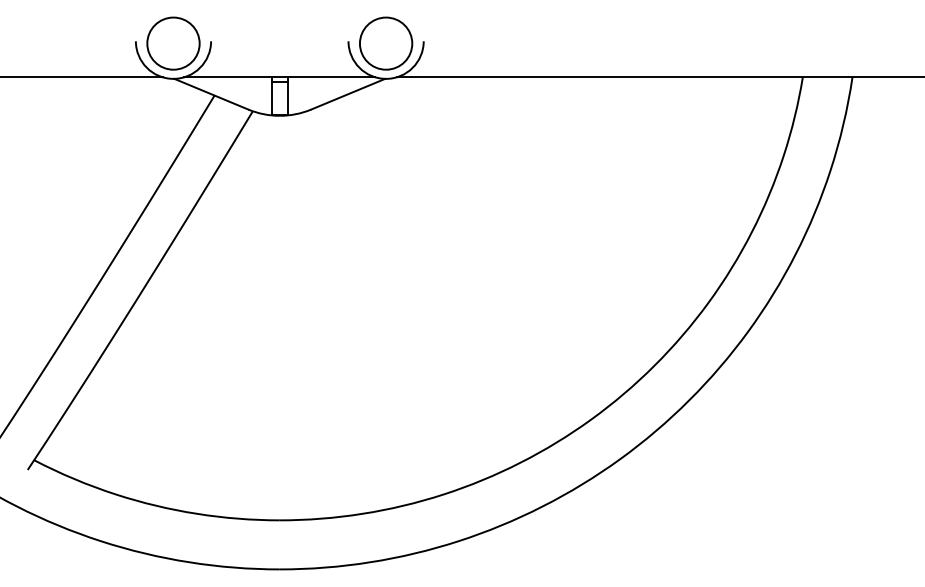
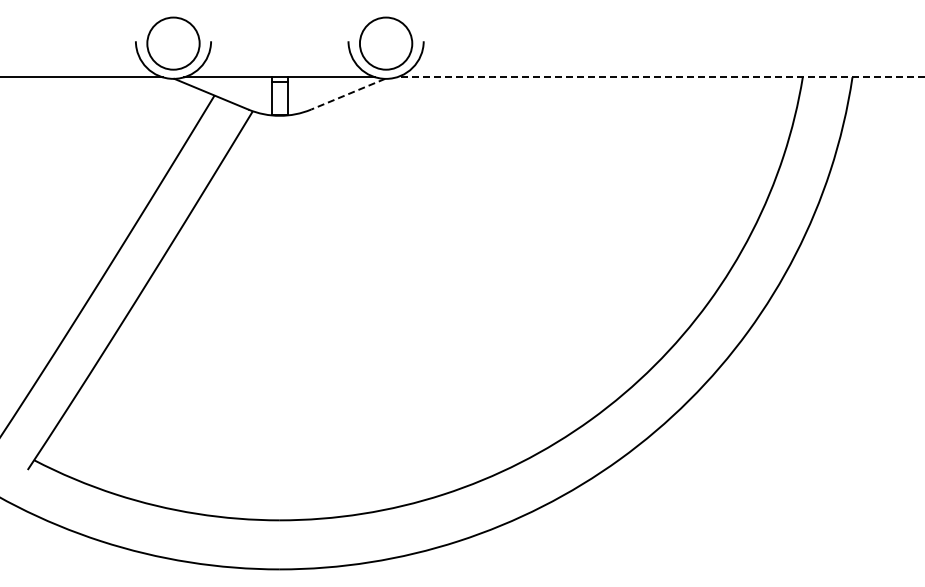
line: solid -> dashed (660, 77)
line: solid -> dashed (347, 94)
